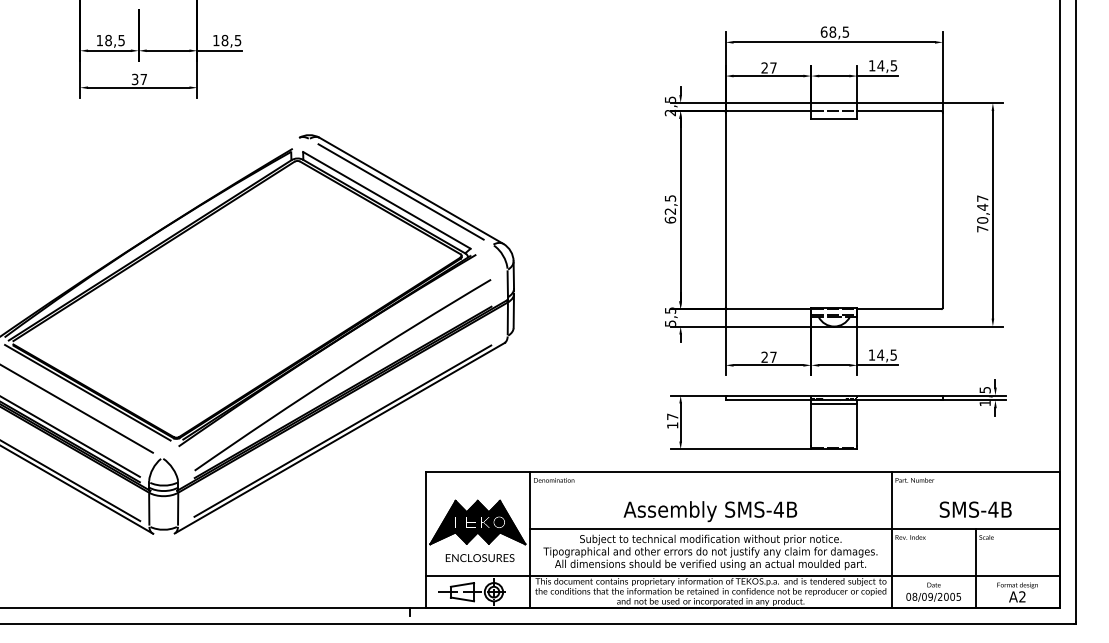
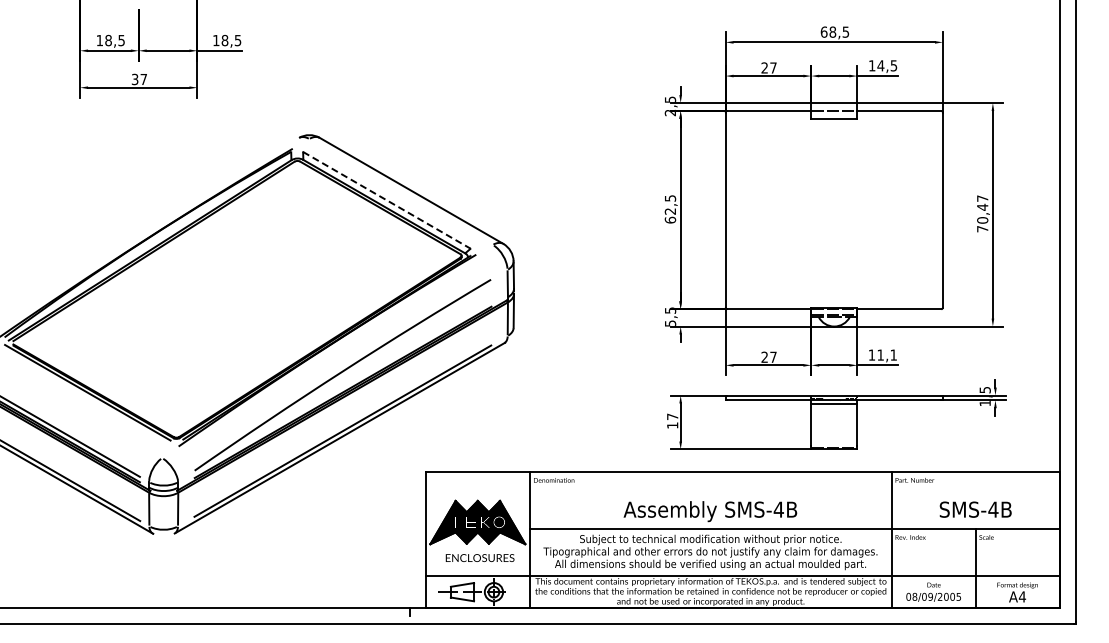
line: present -> none (400, 191)
line: solid -> dashed (386, 200)
text: 14,5 -> 11,1 (886, 354)
line: present -> none (77, 408)
text: A2 -> A4 (1022, 596)
